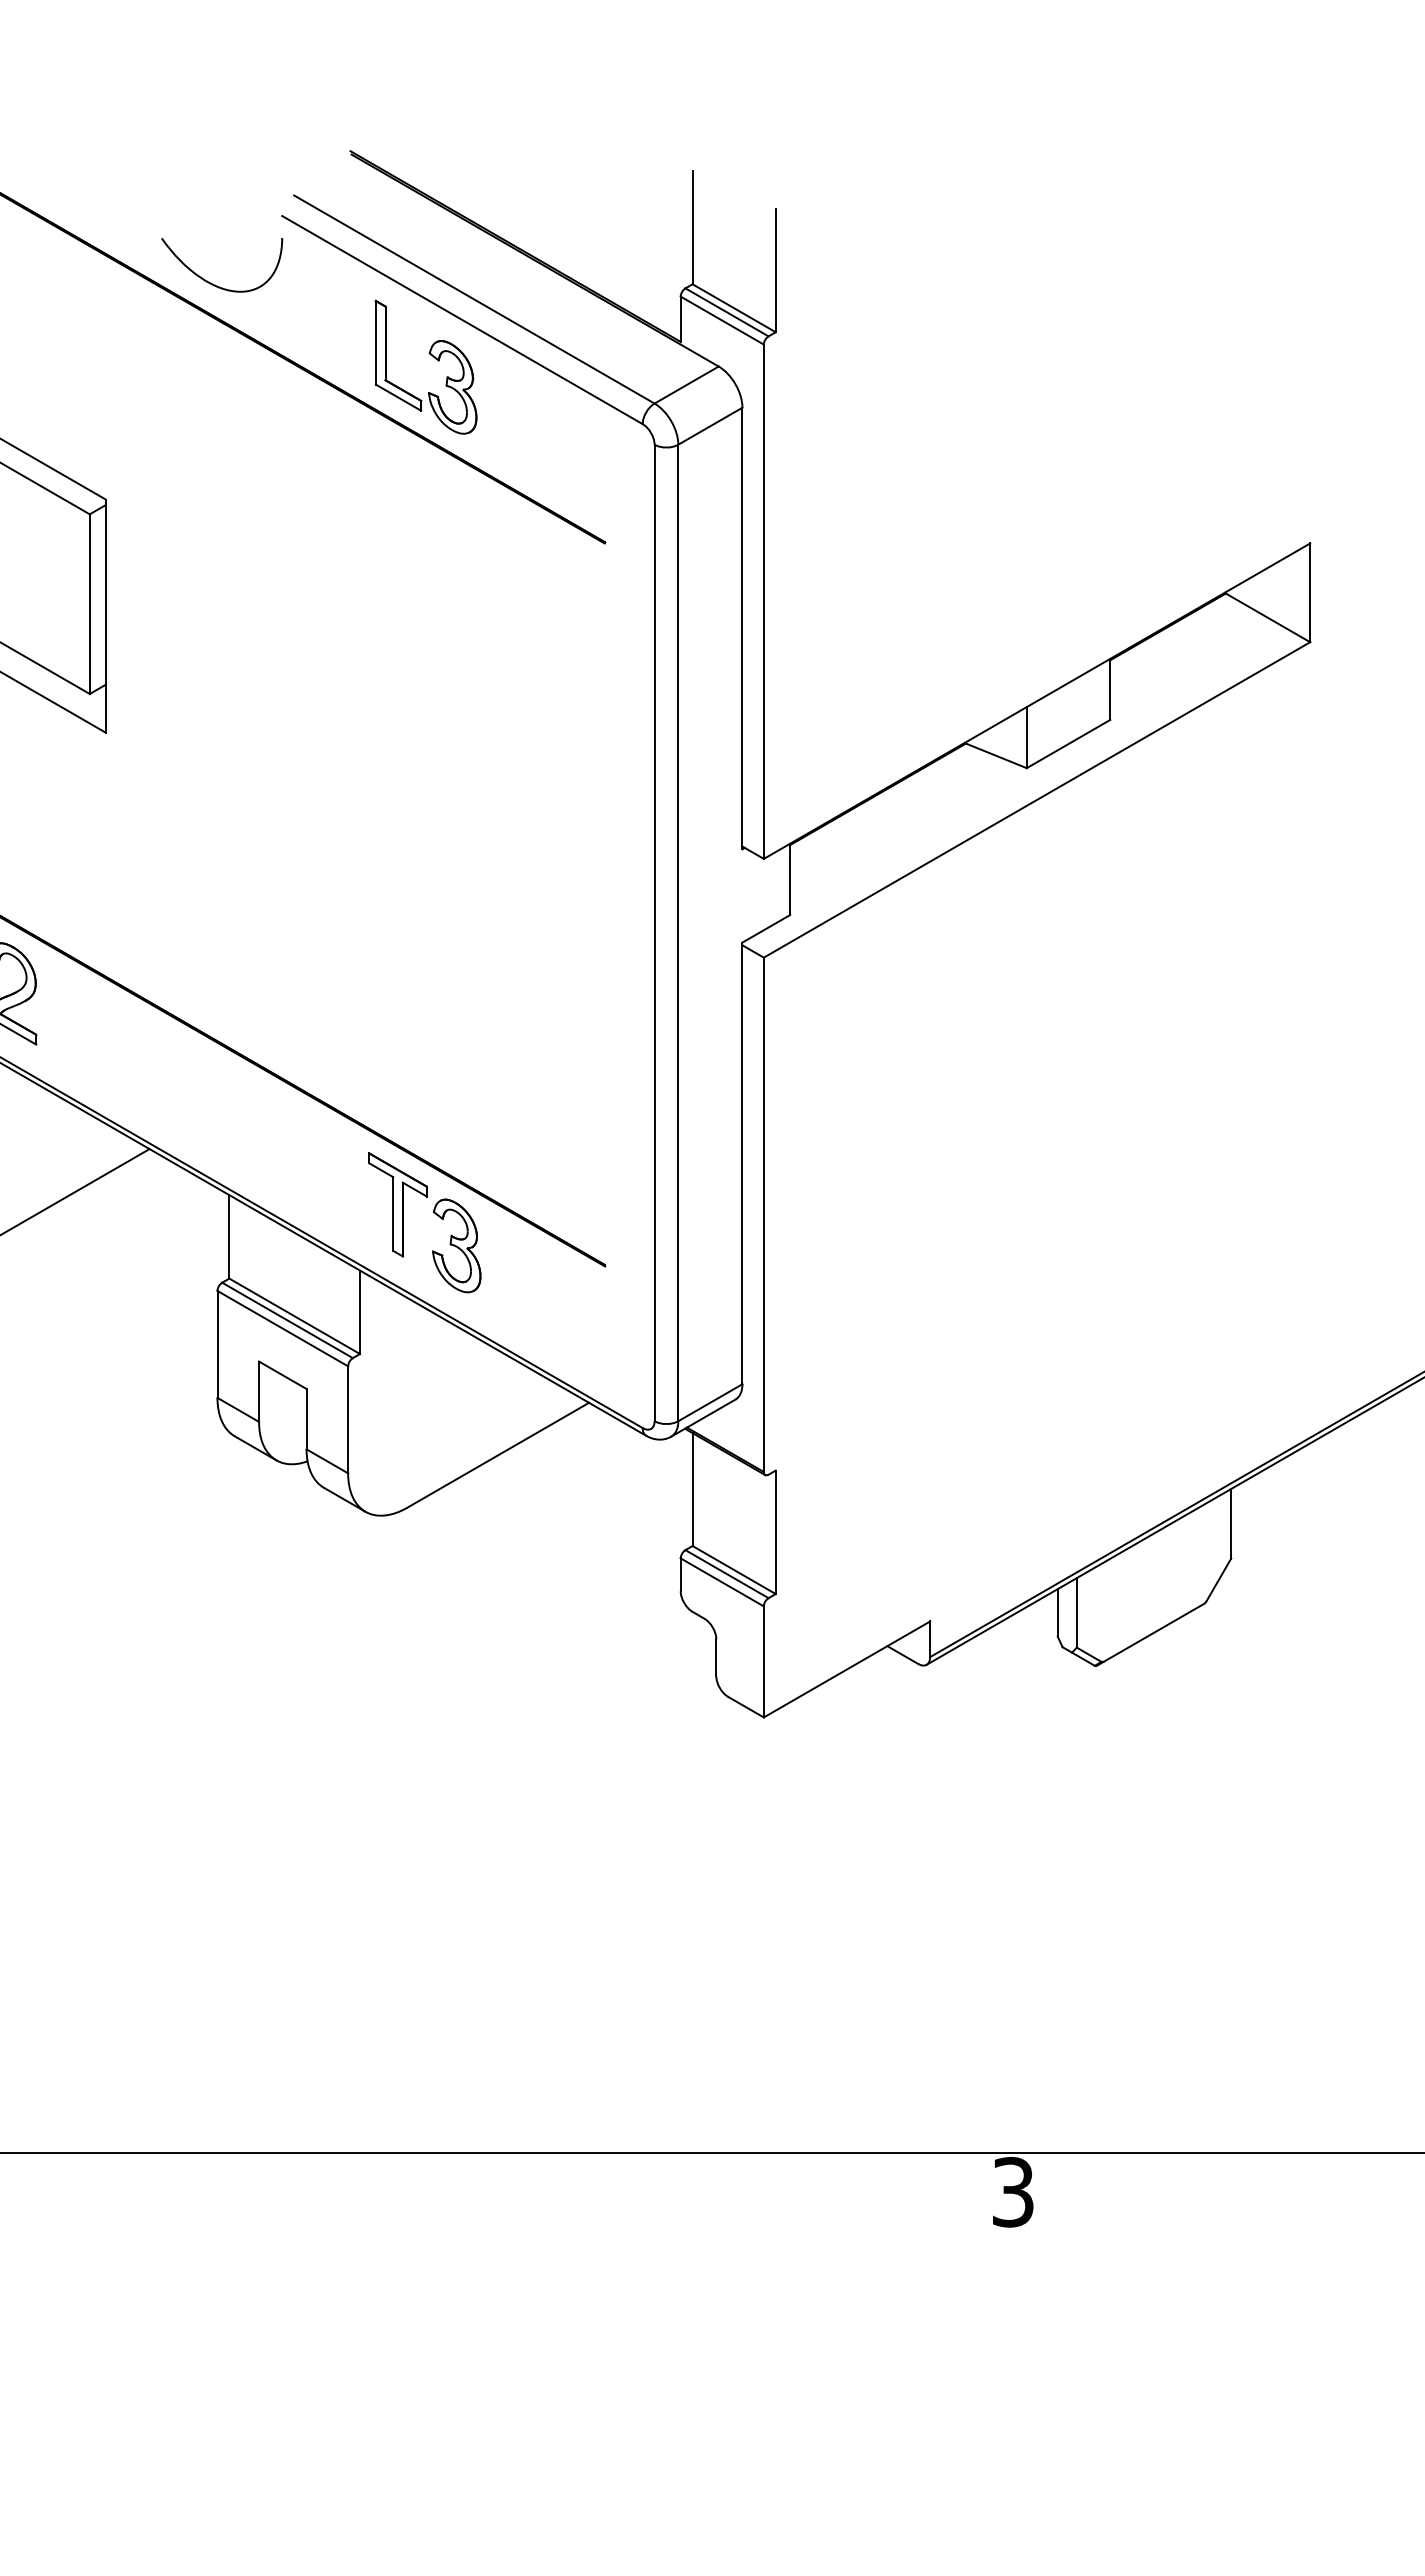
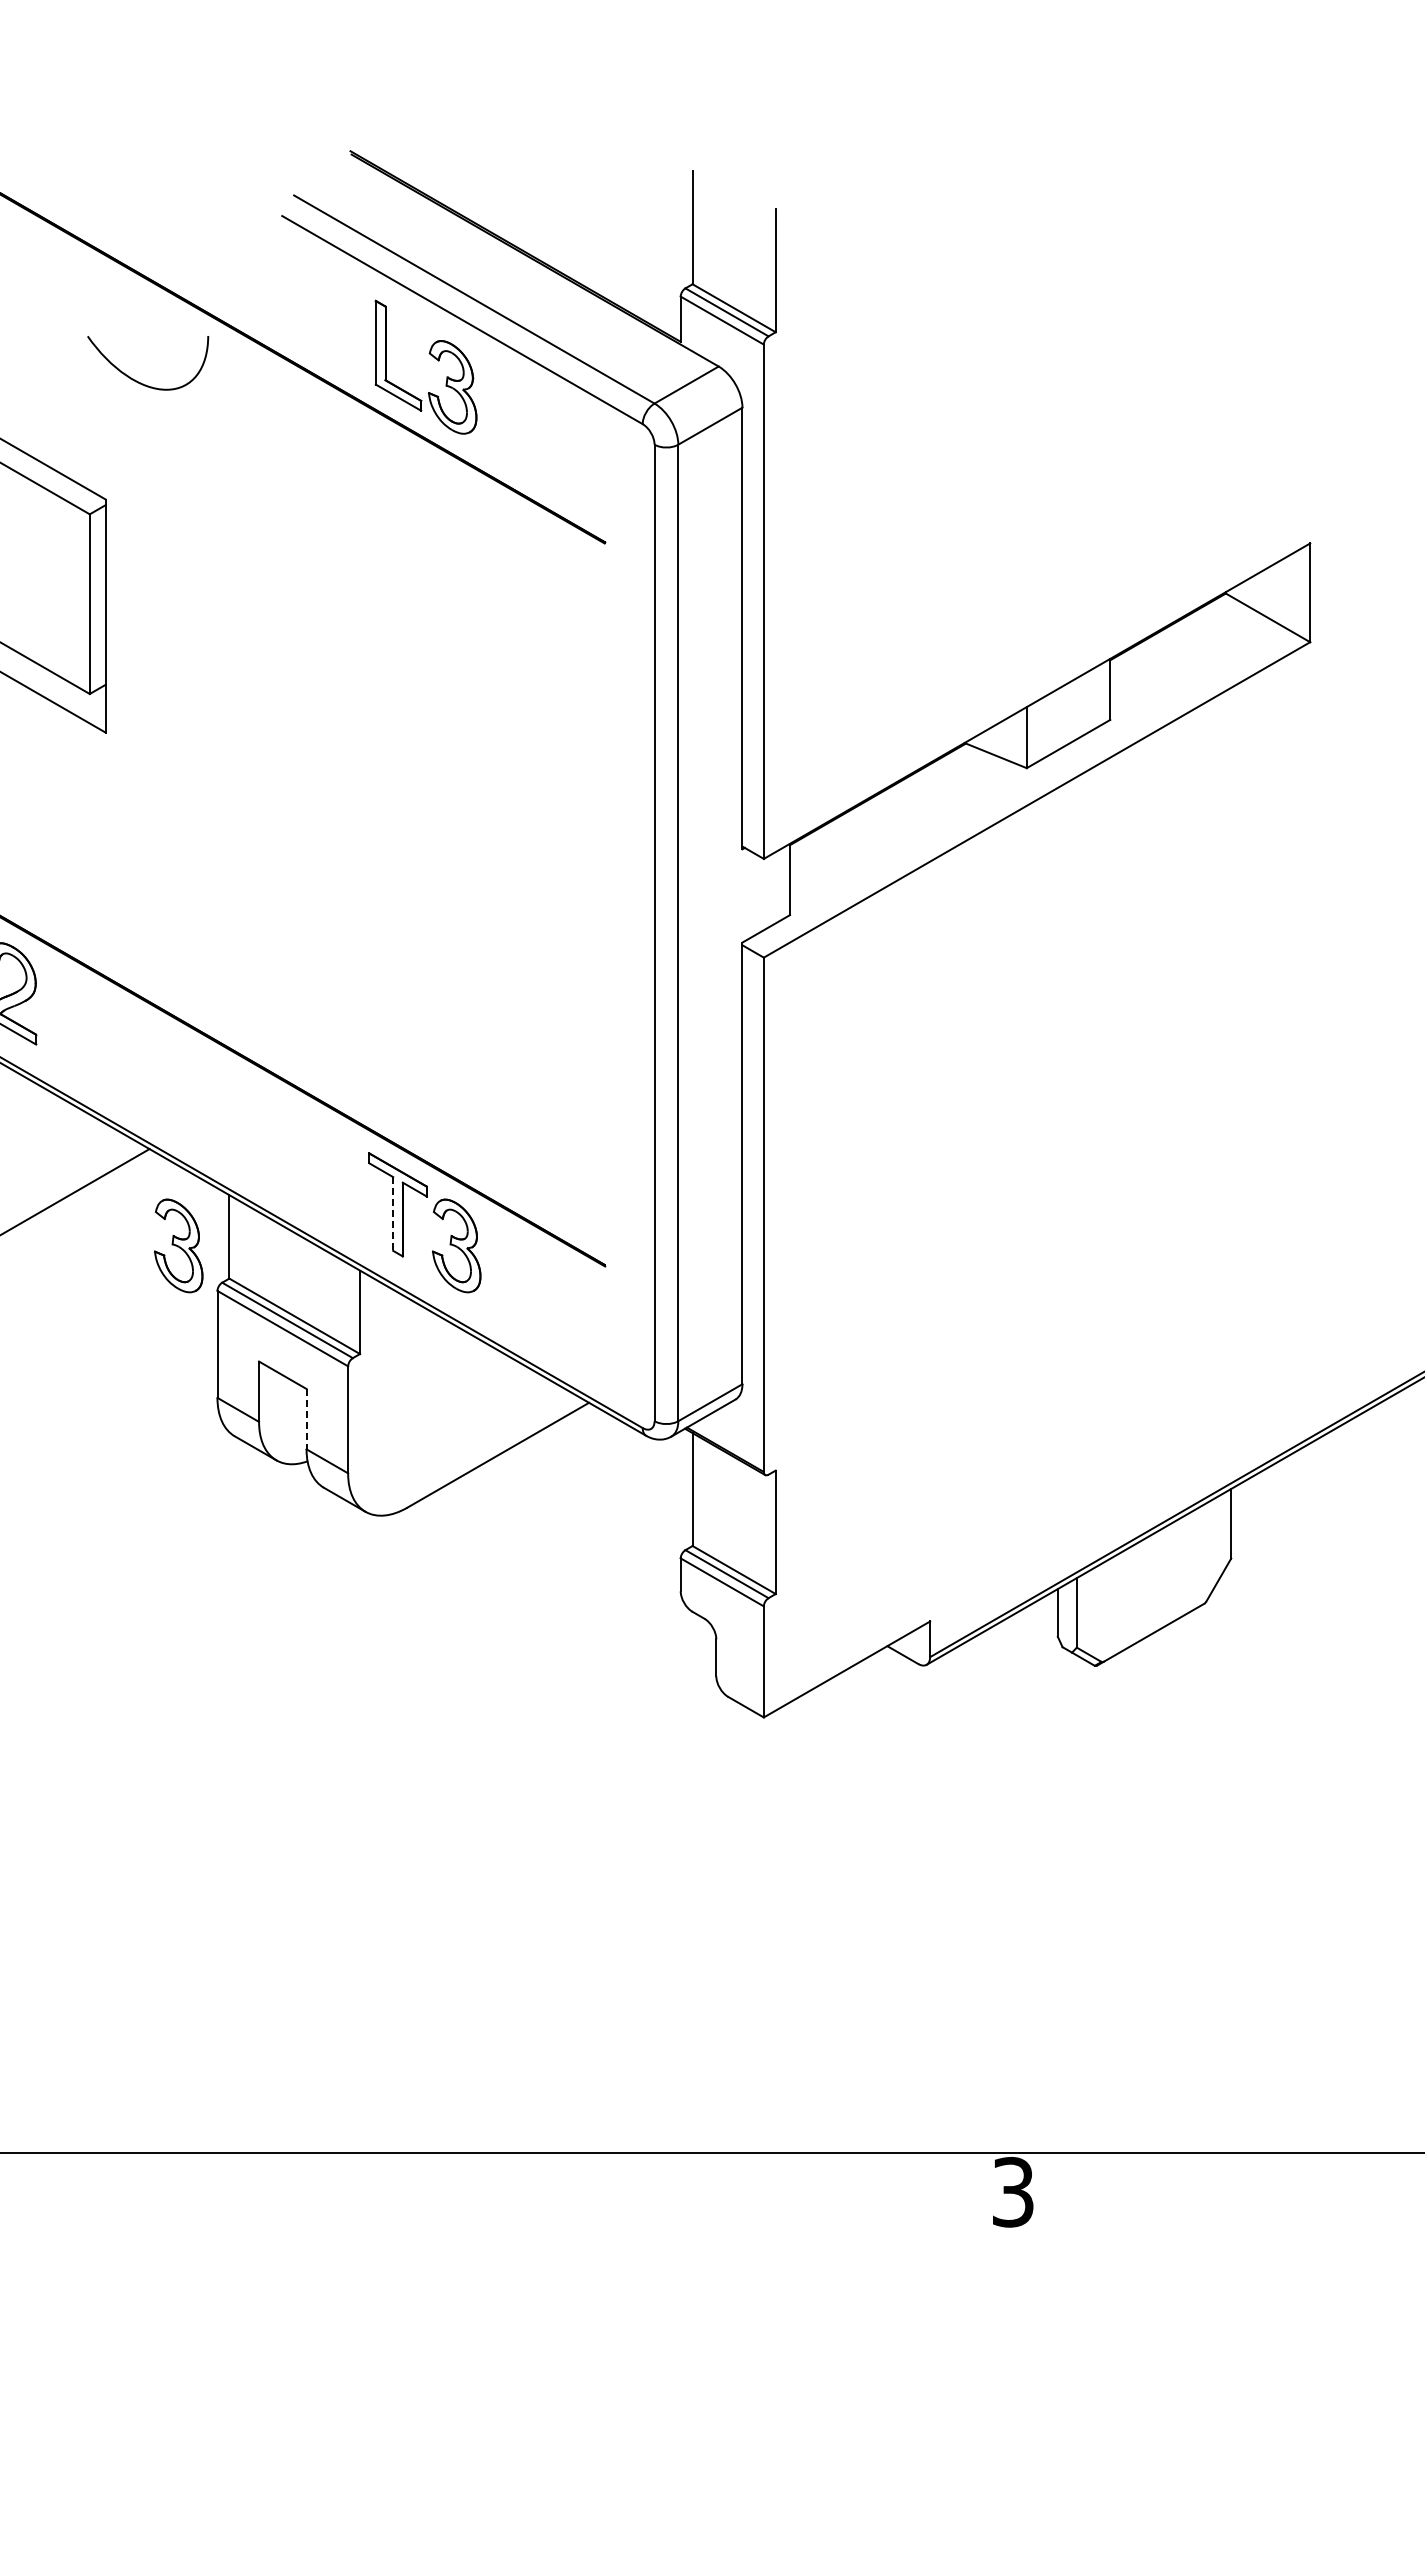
curve position: (215, 284) -> (141, 382) (141, 382)
line: solid -> dashed (393, 1213)
part: none -> present (178, 1245)
line: solid -> dashed (306, 1419)
